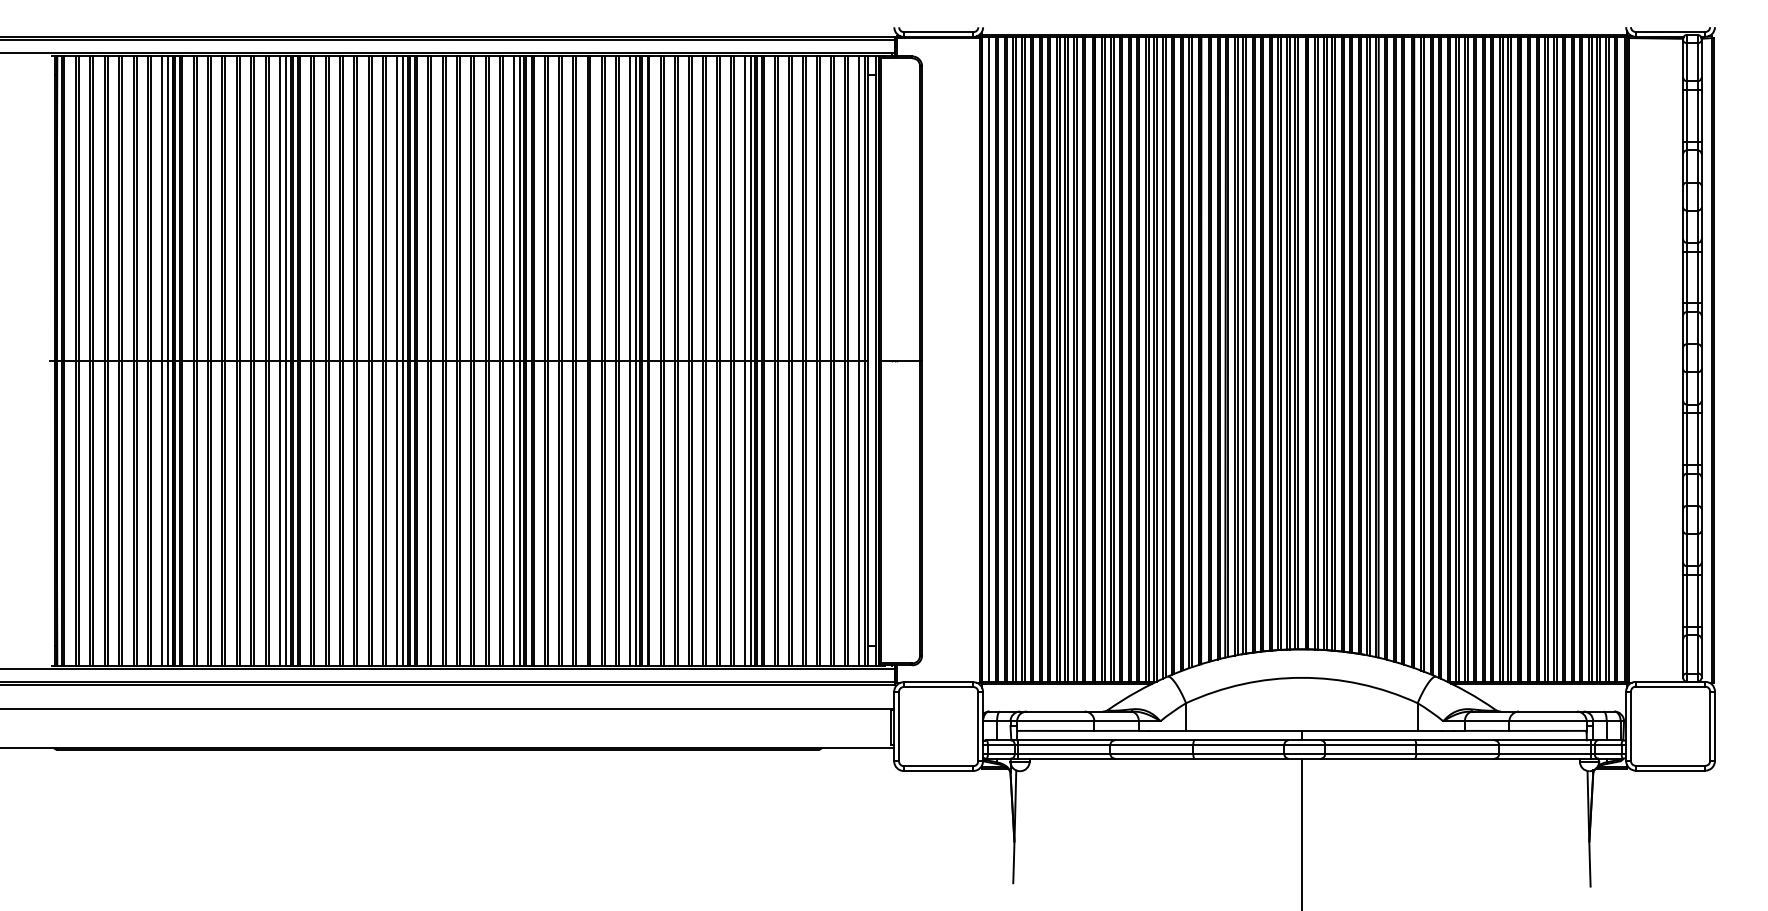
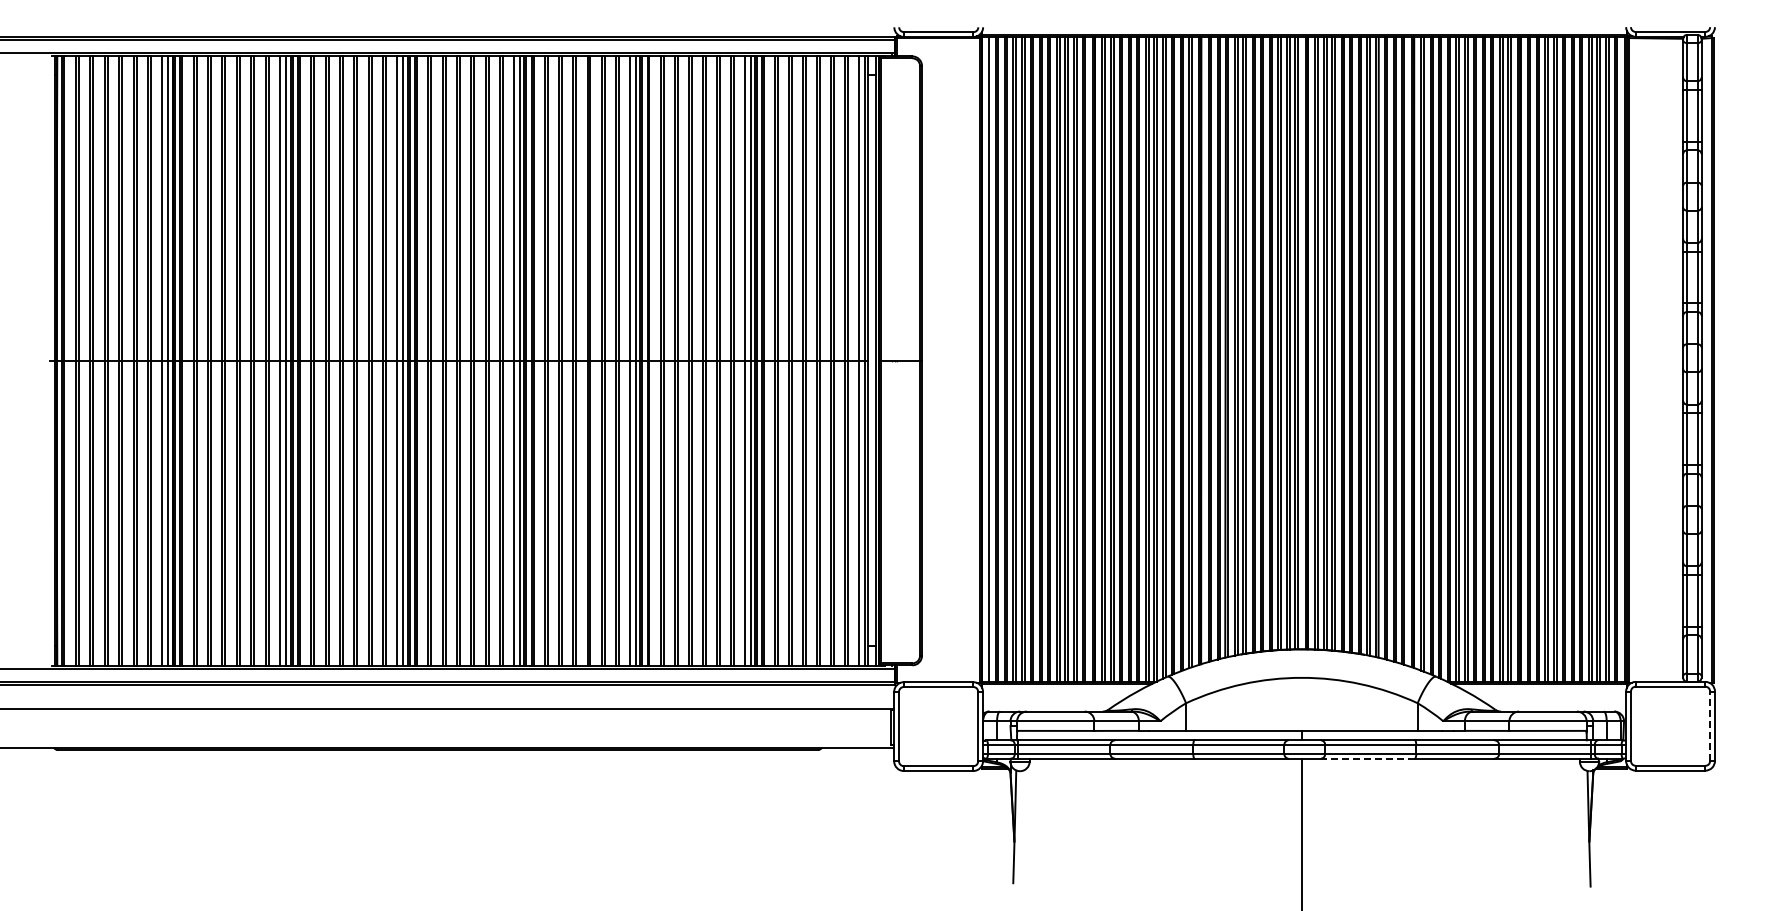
line: solid -> dashed (1710, 726)
line: solid -> dashed (1367, 758)
